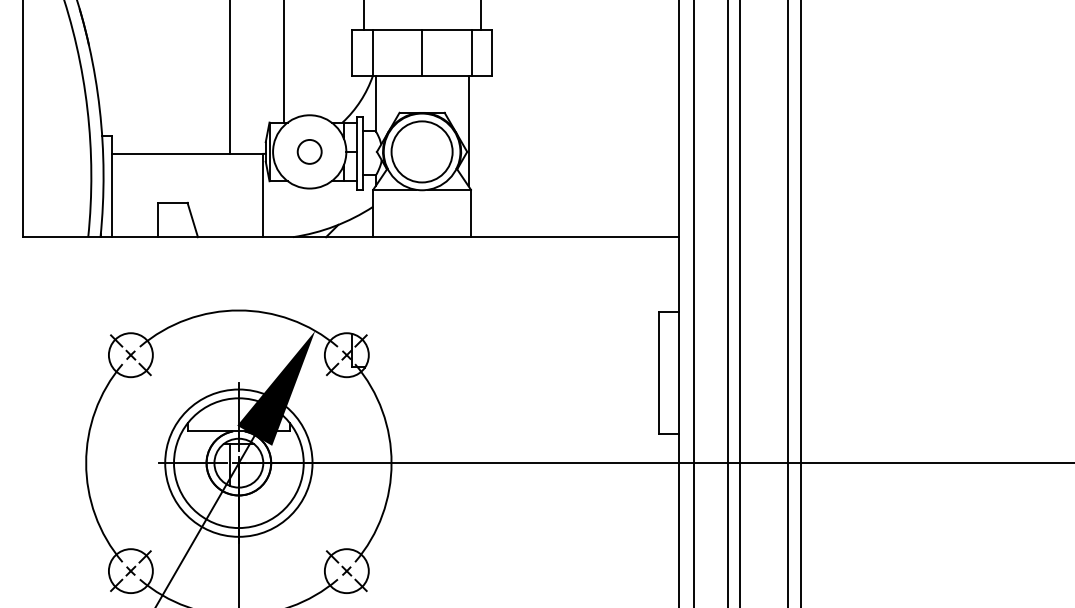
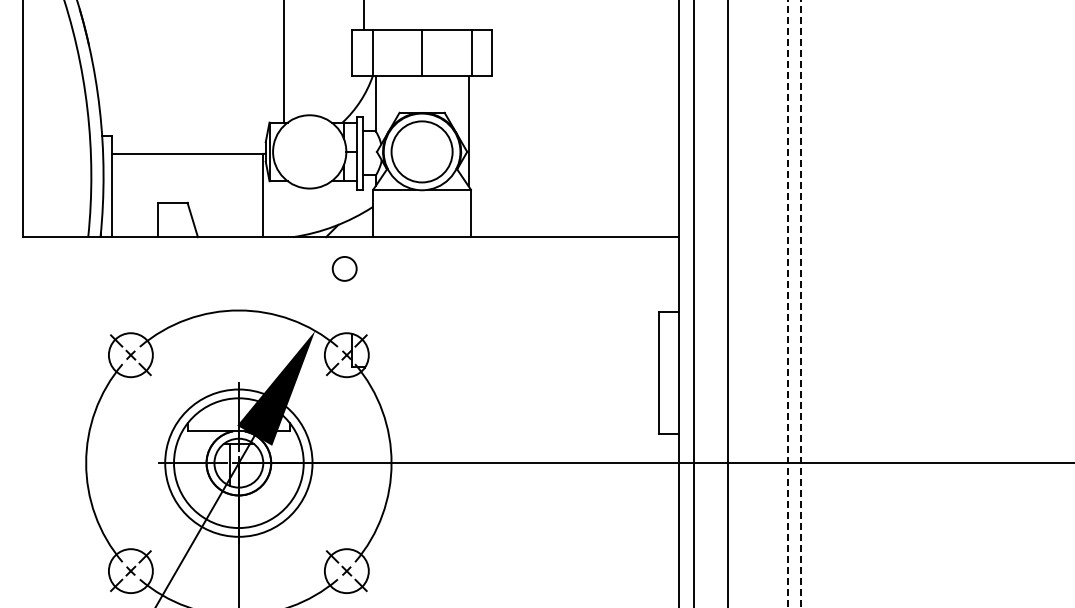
line: present -> none (480, 15)
line: present -> none (230, 77)
circle position: (309, 151) -> (344, 268) (344, 268)
line: present -> none (740, 303)
line: solid -> dashed (788, 304)
line: solid -> dashed (800, 304)
